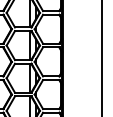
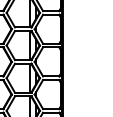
line: present -> none (101, 57)
